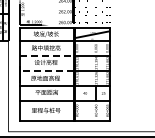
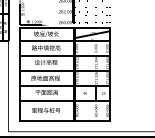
line: dashed -> solid (46, 55)
line: dashed -> solid (46, 70)
